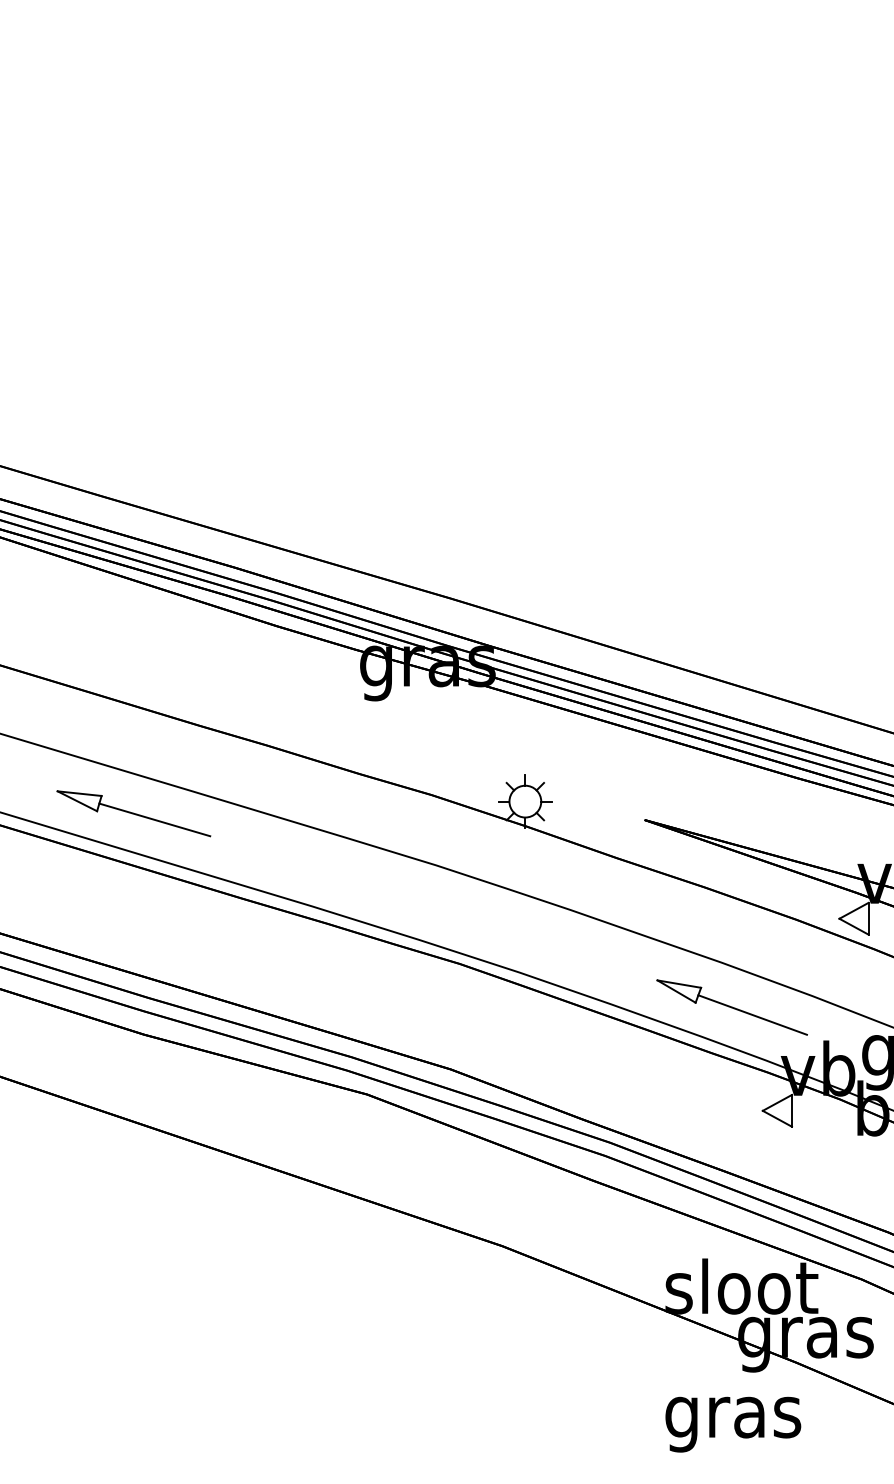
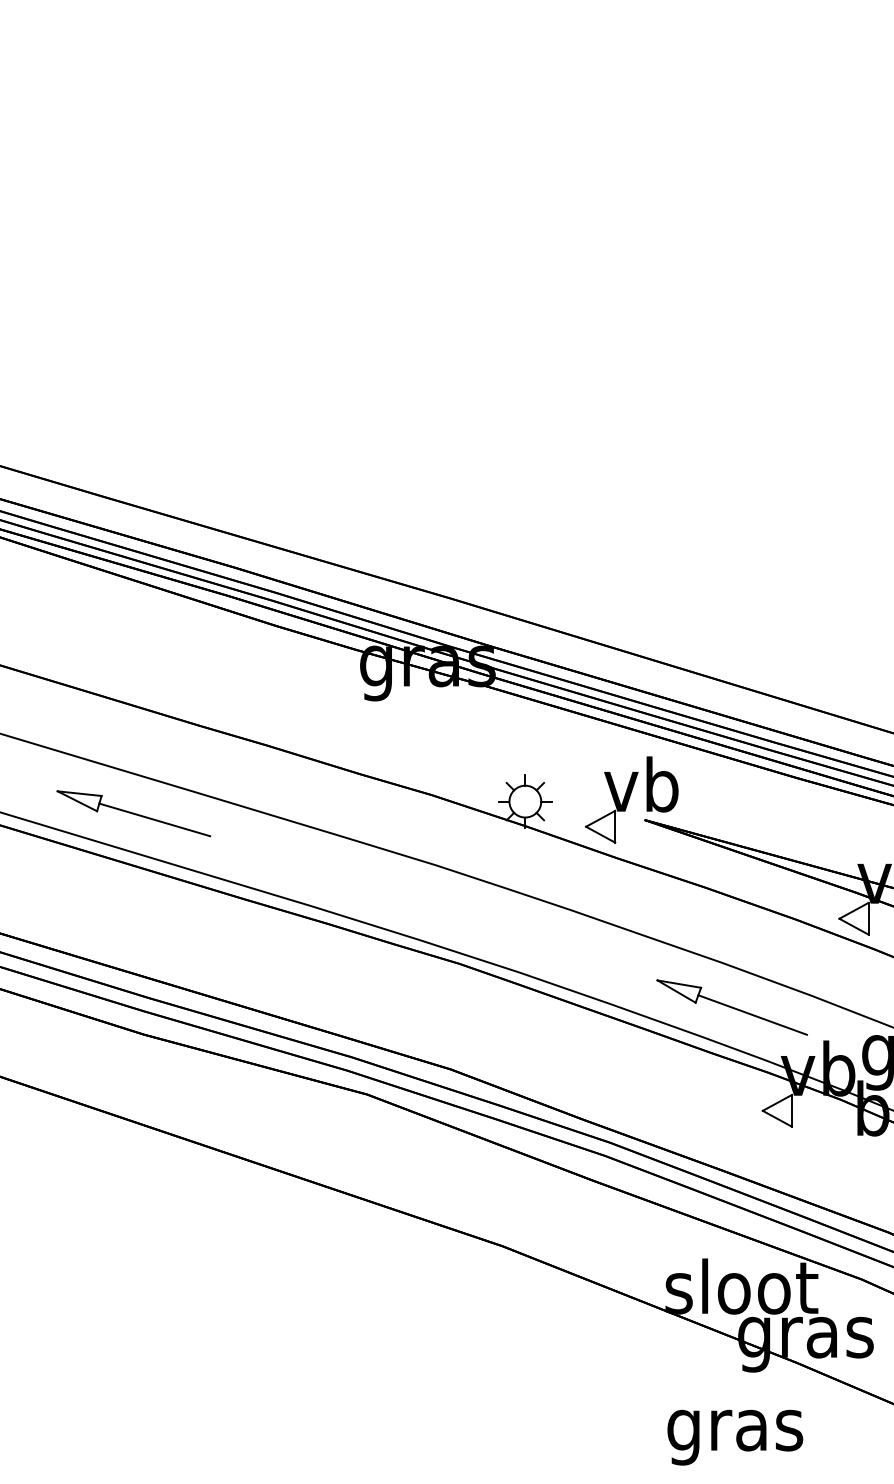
part: none -> present (631, 799)
text position: (733, 1424) -> (735, 1437) (735, 1437)
